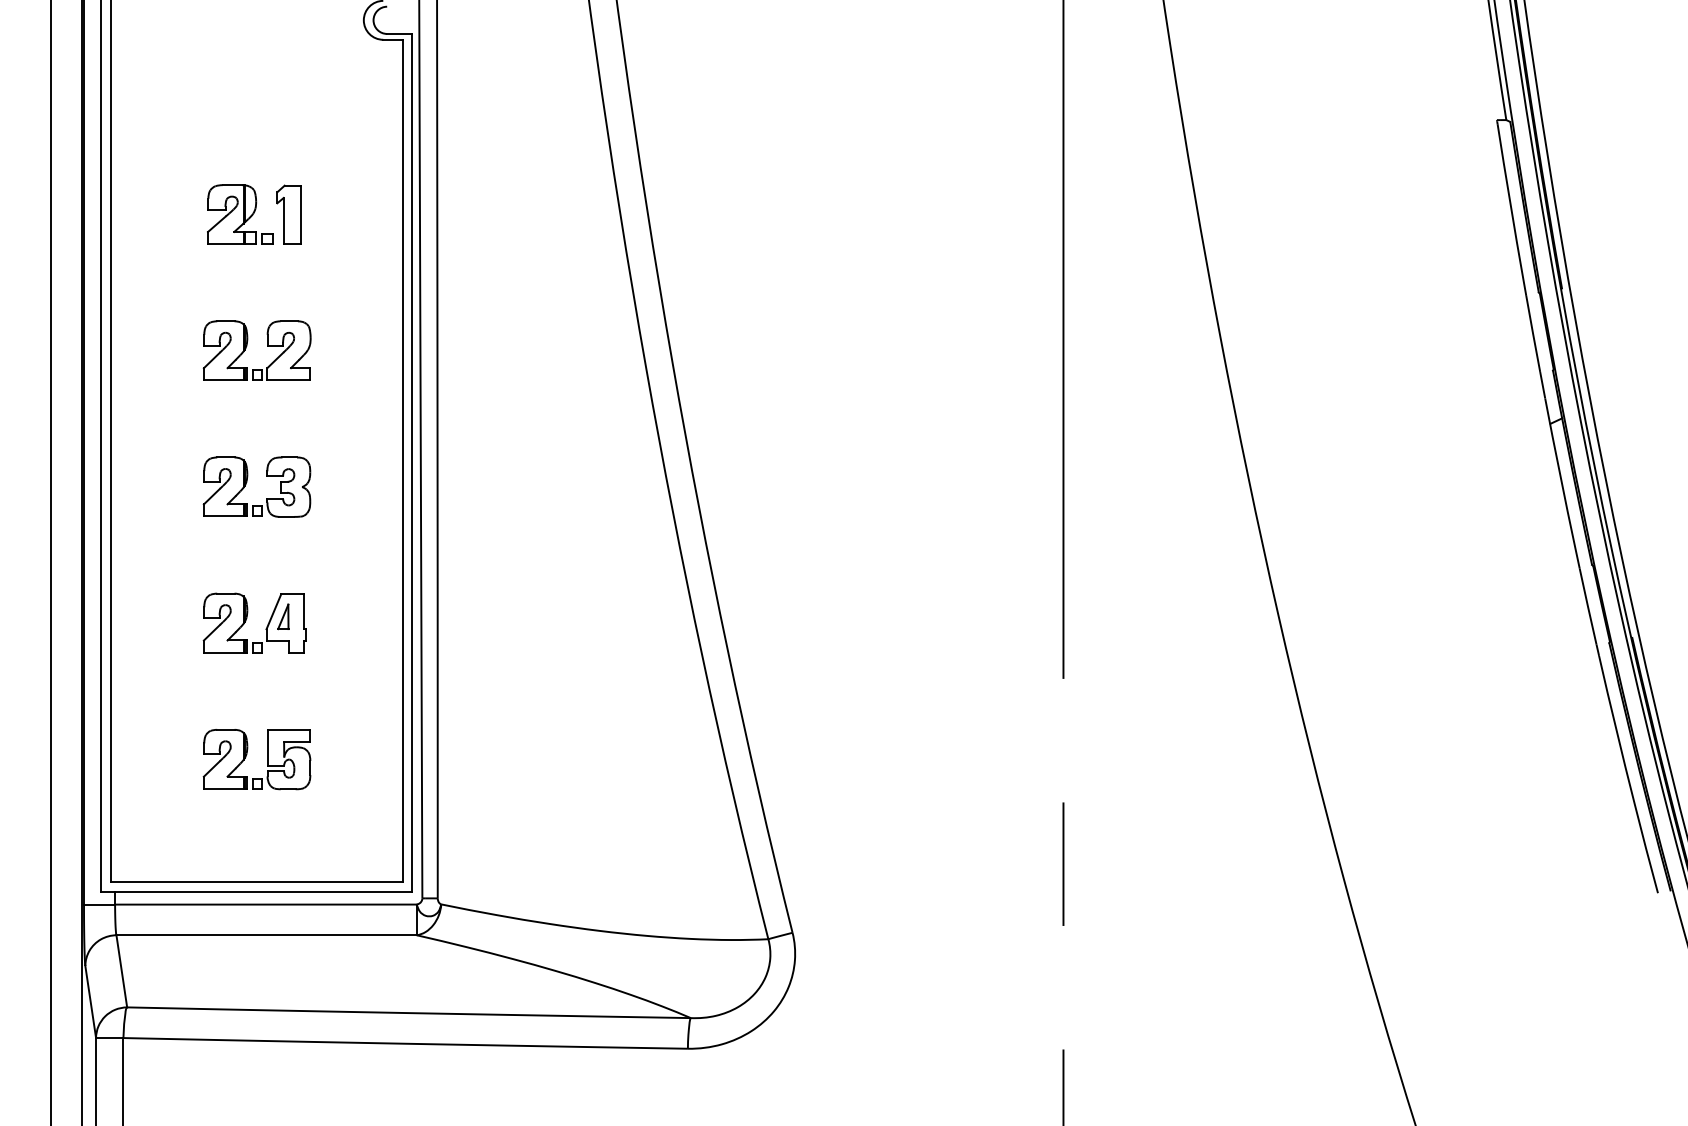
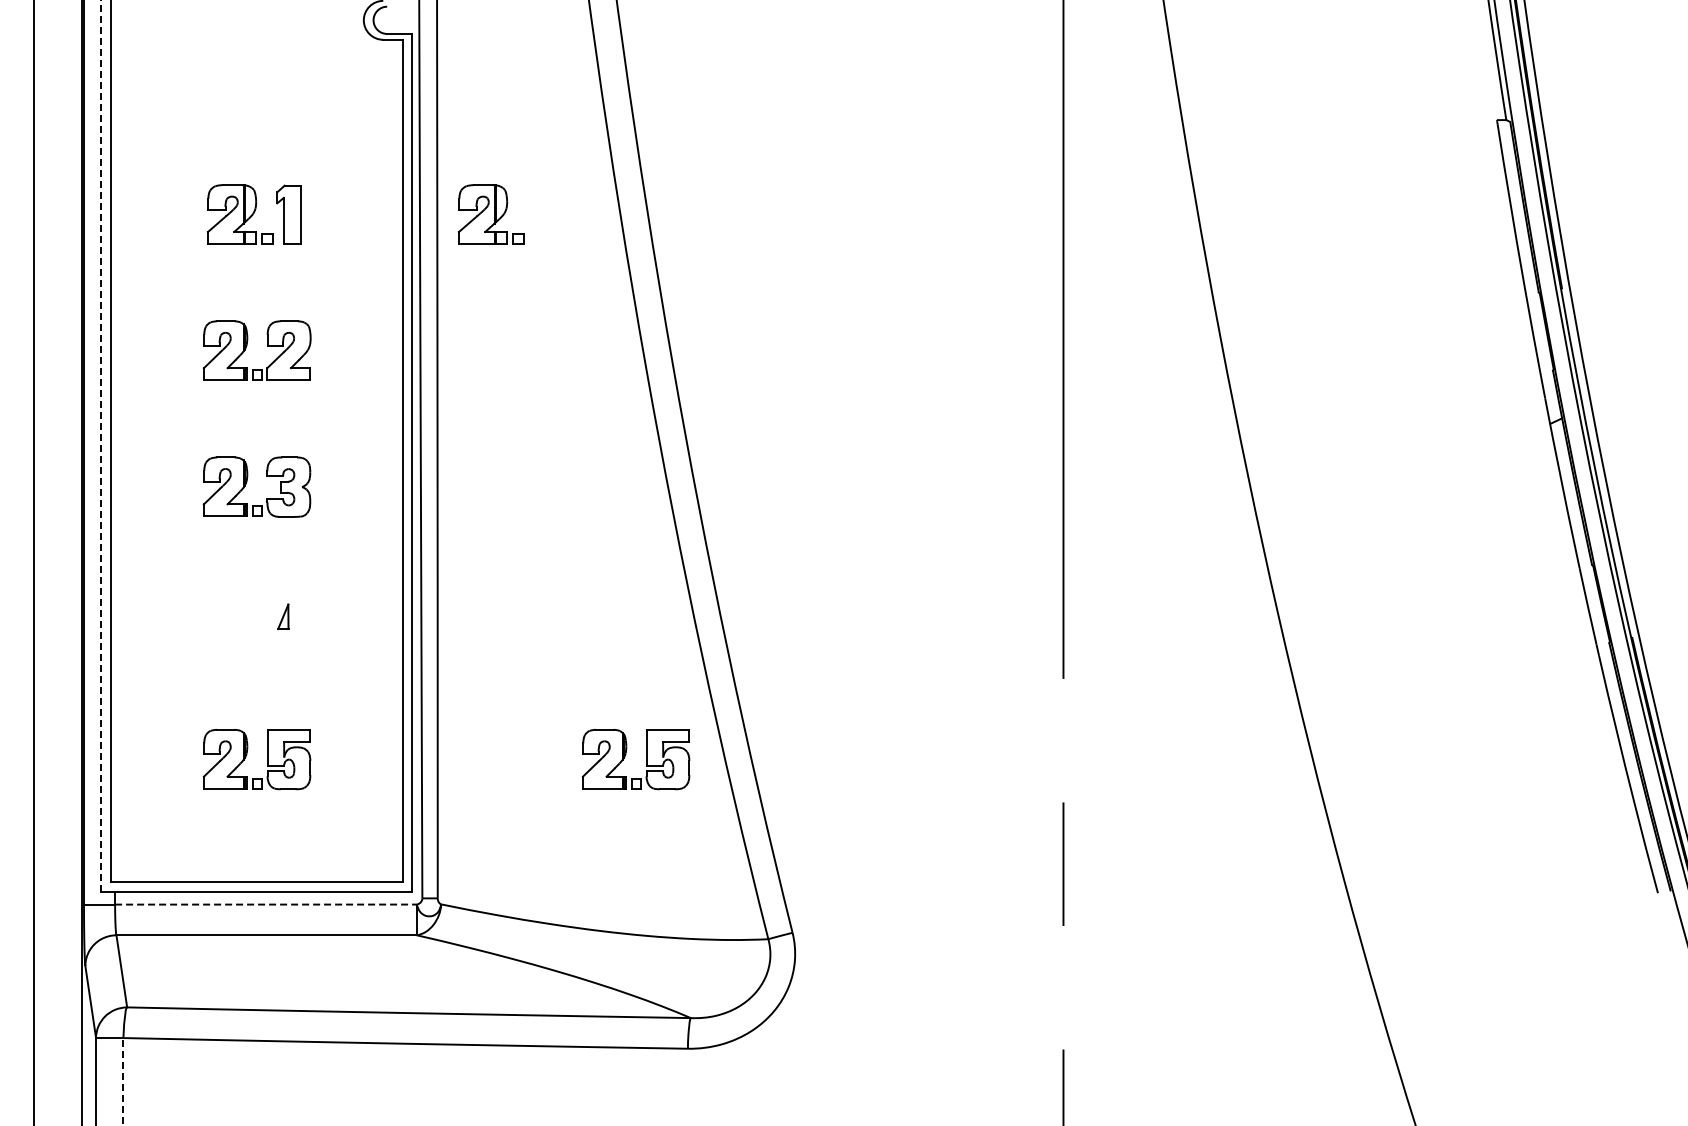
part: none -> present (491, 214)
line: solid -> dashed (101, 445)
line position: (50, 562) -> (33, 562) (33, 562)
part: present -> none (247, 618)
part: none -> present (625, 757)
line: solid -> dashed (265, 904)
line: solid -> dashed (123, 1081)
